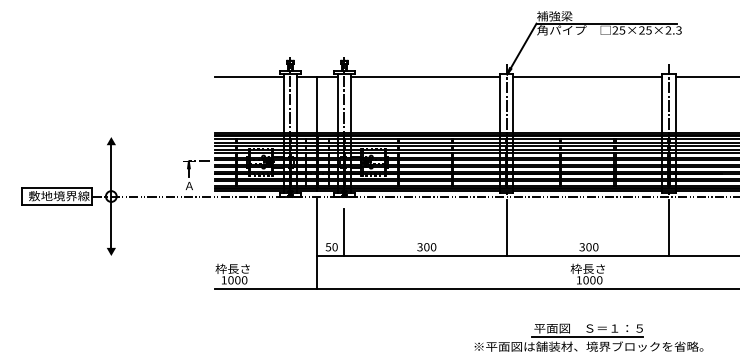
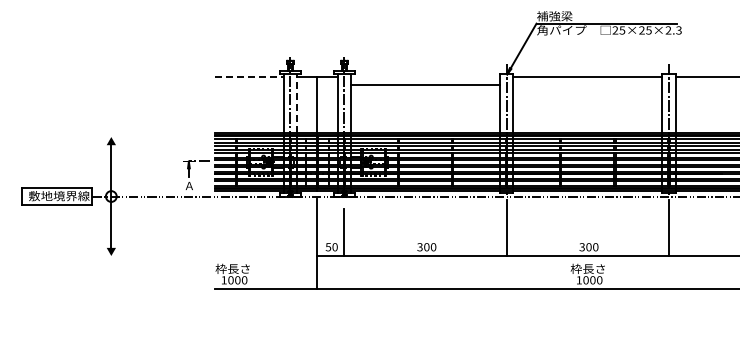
line: solid -> dashed (249, 77)
line position: (425, 77) -> (425, 85) (425, 85)
line: solid -> dashed (297, 103)
part: present -> none (588, 337)
